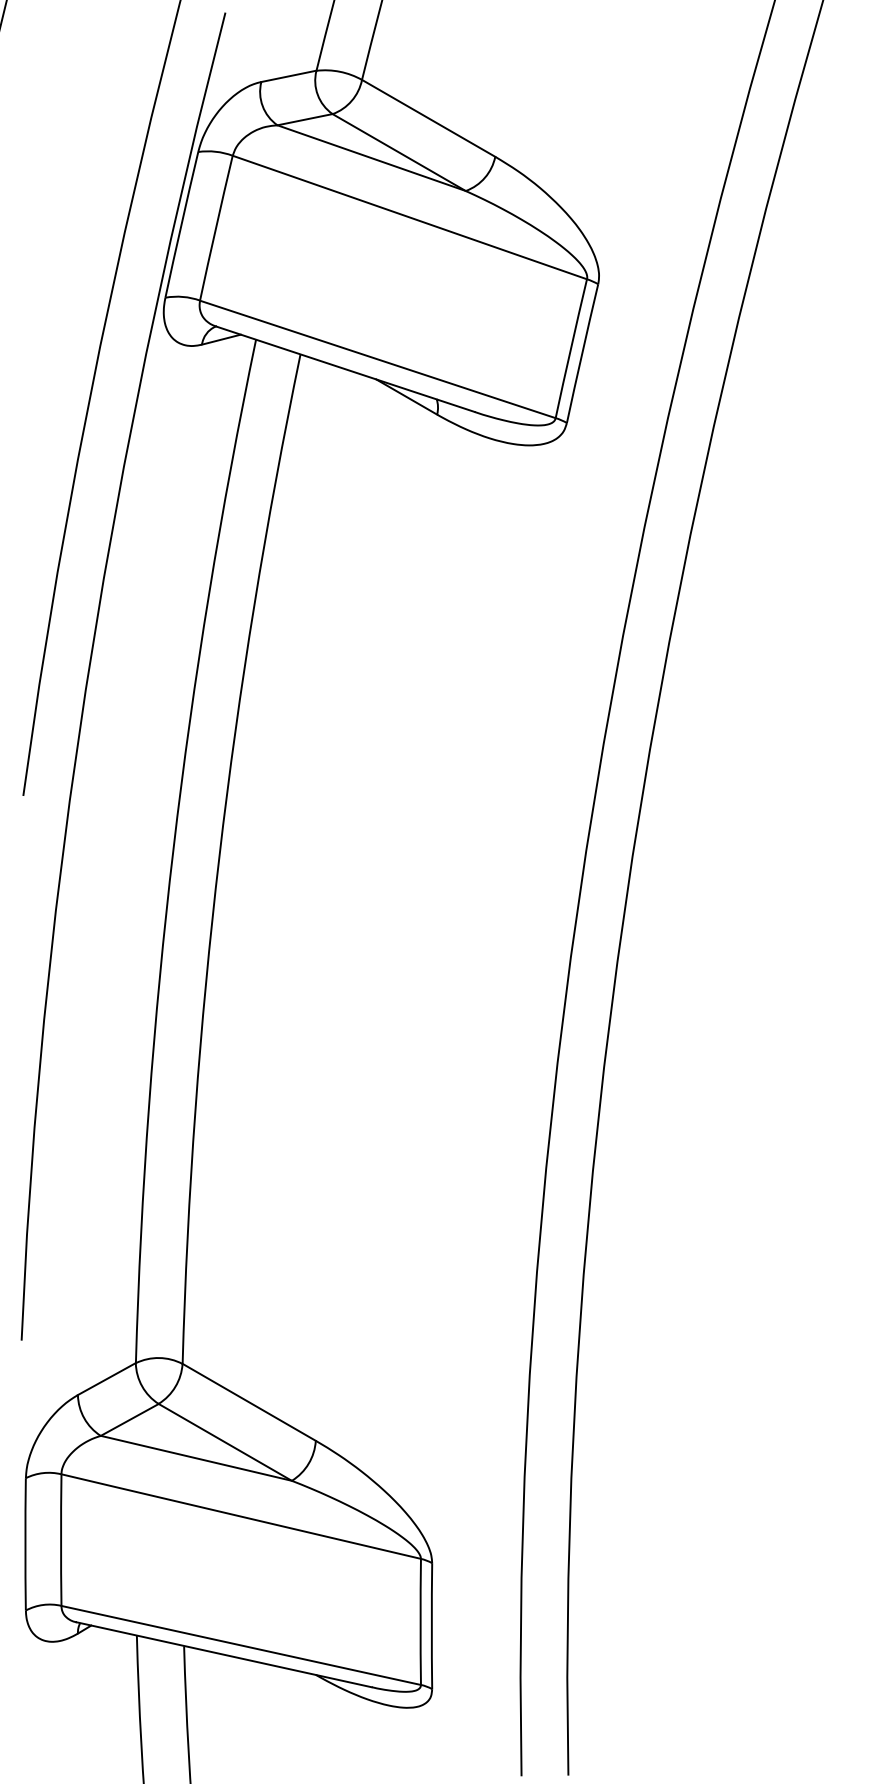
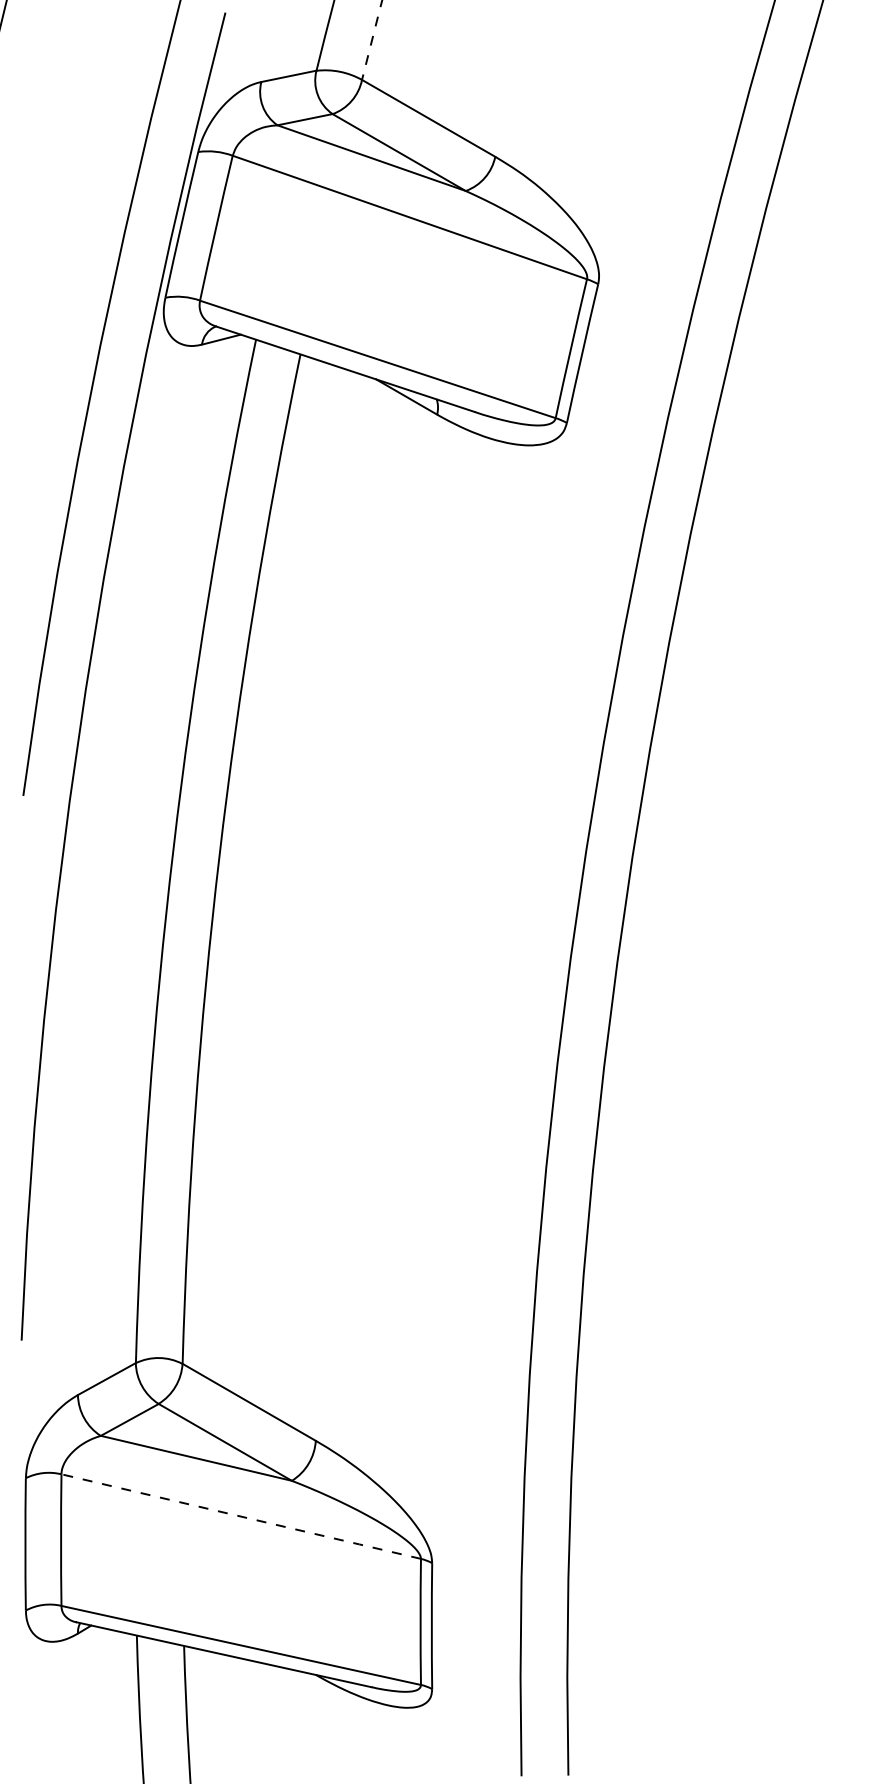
arc: solid -> dashed (372, 39)
line: solid -> dashed (240, 1516)
